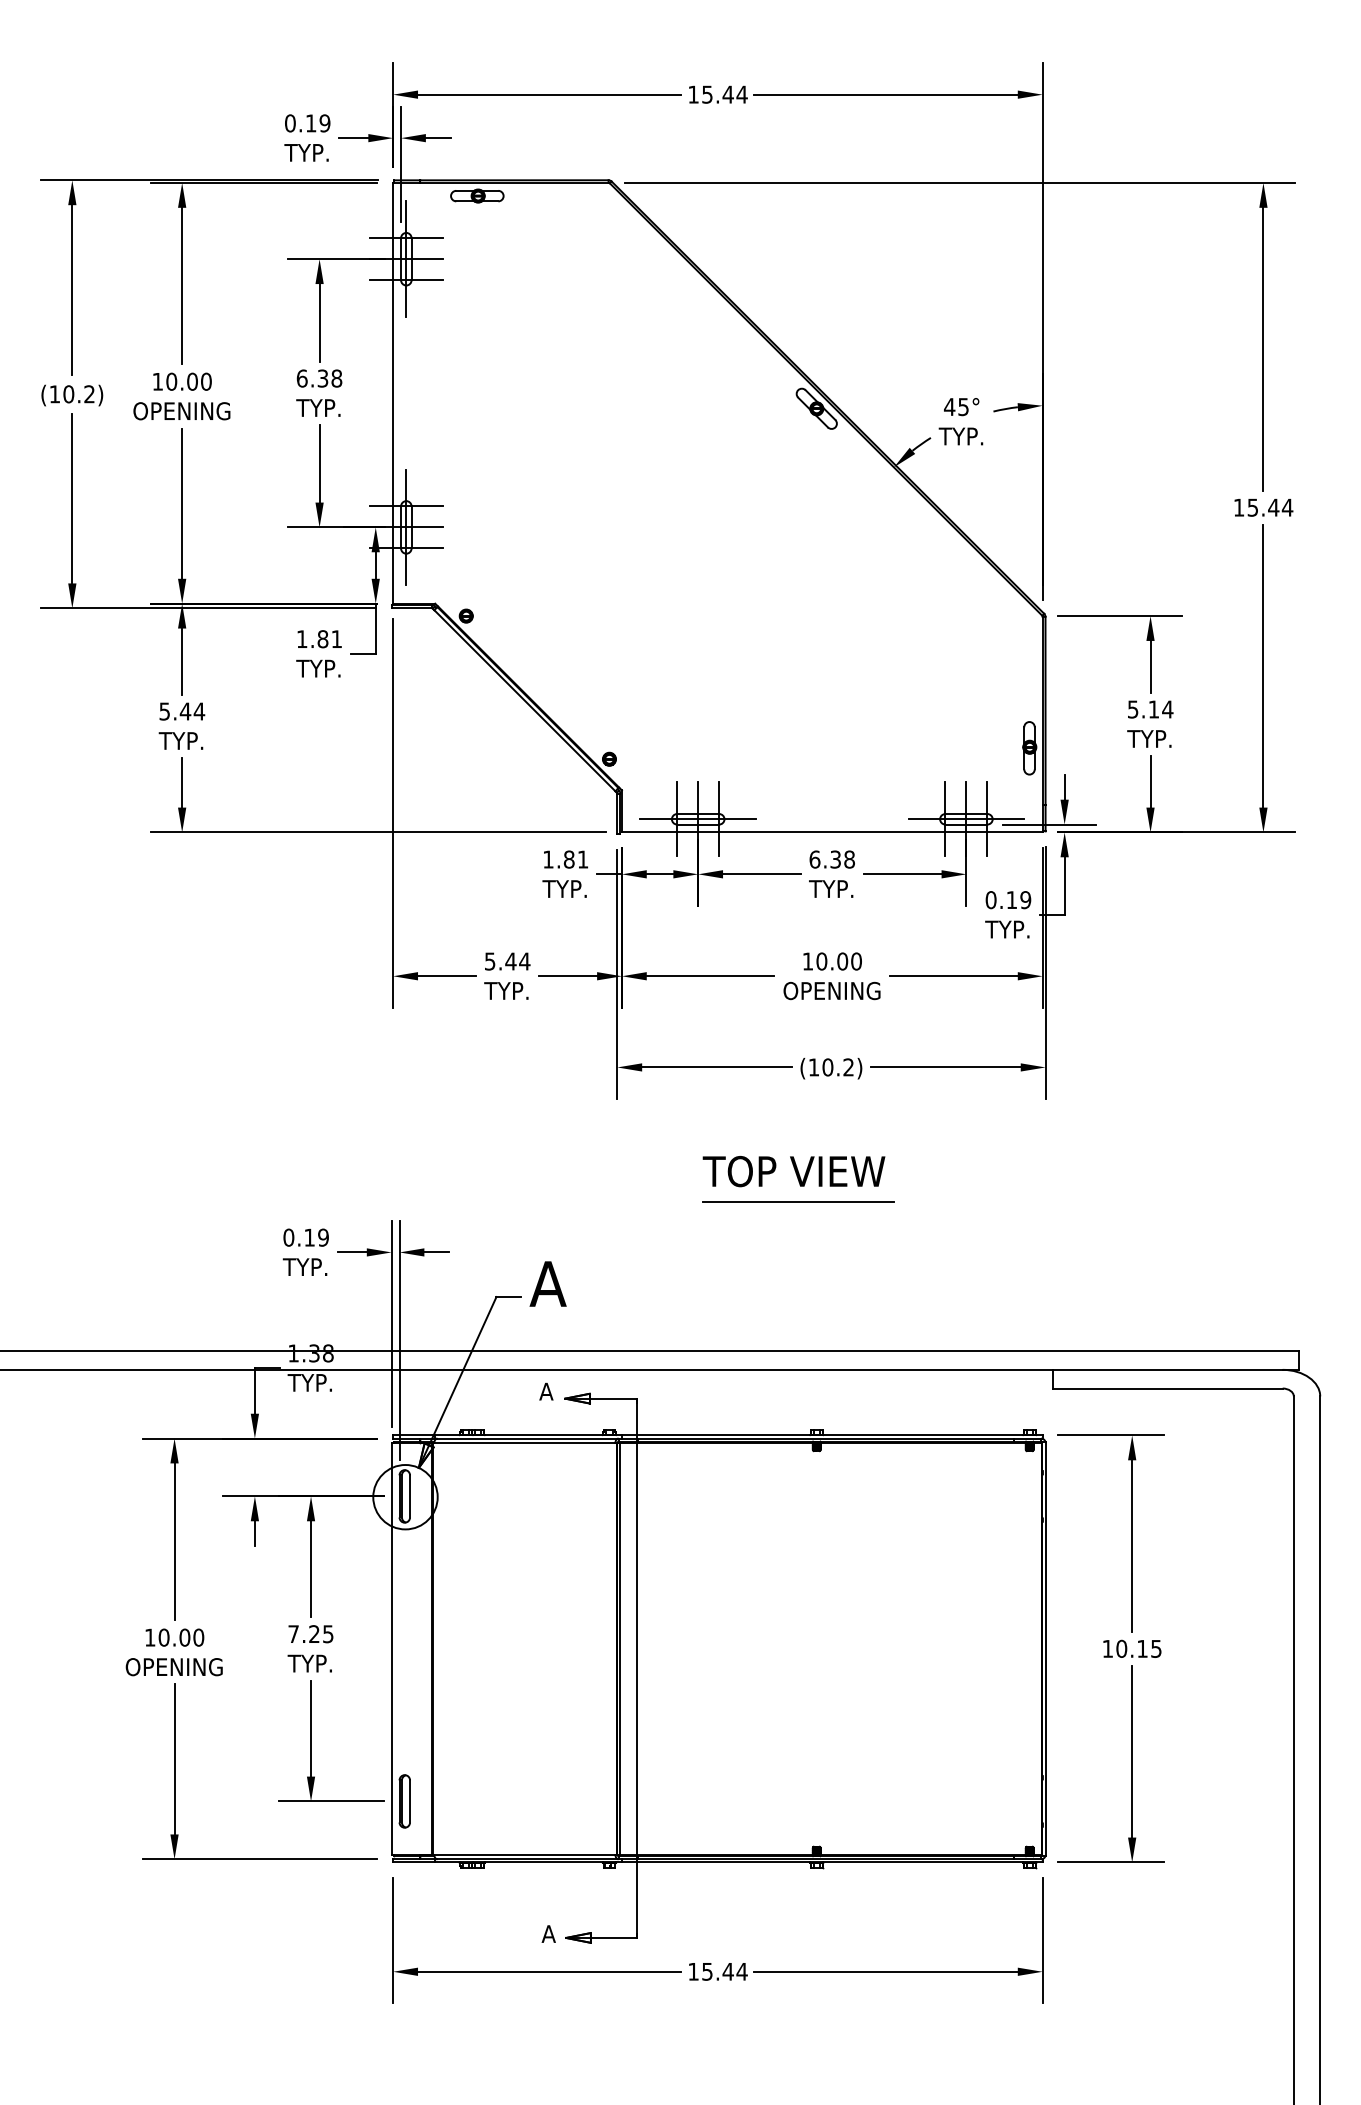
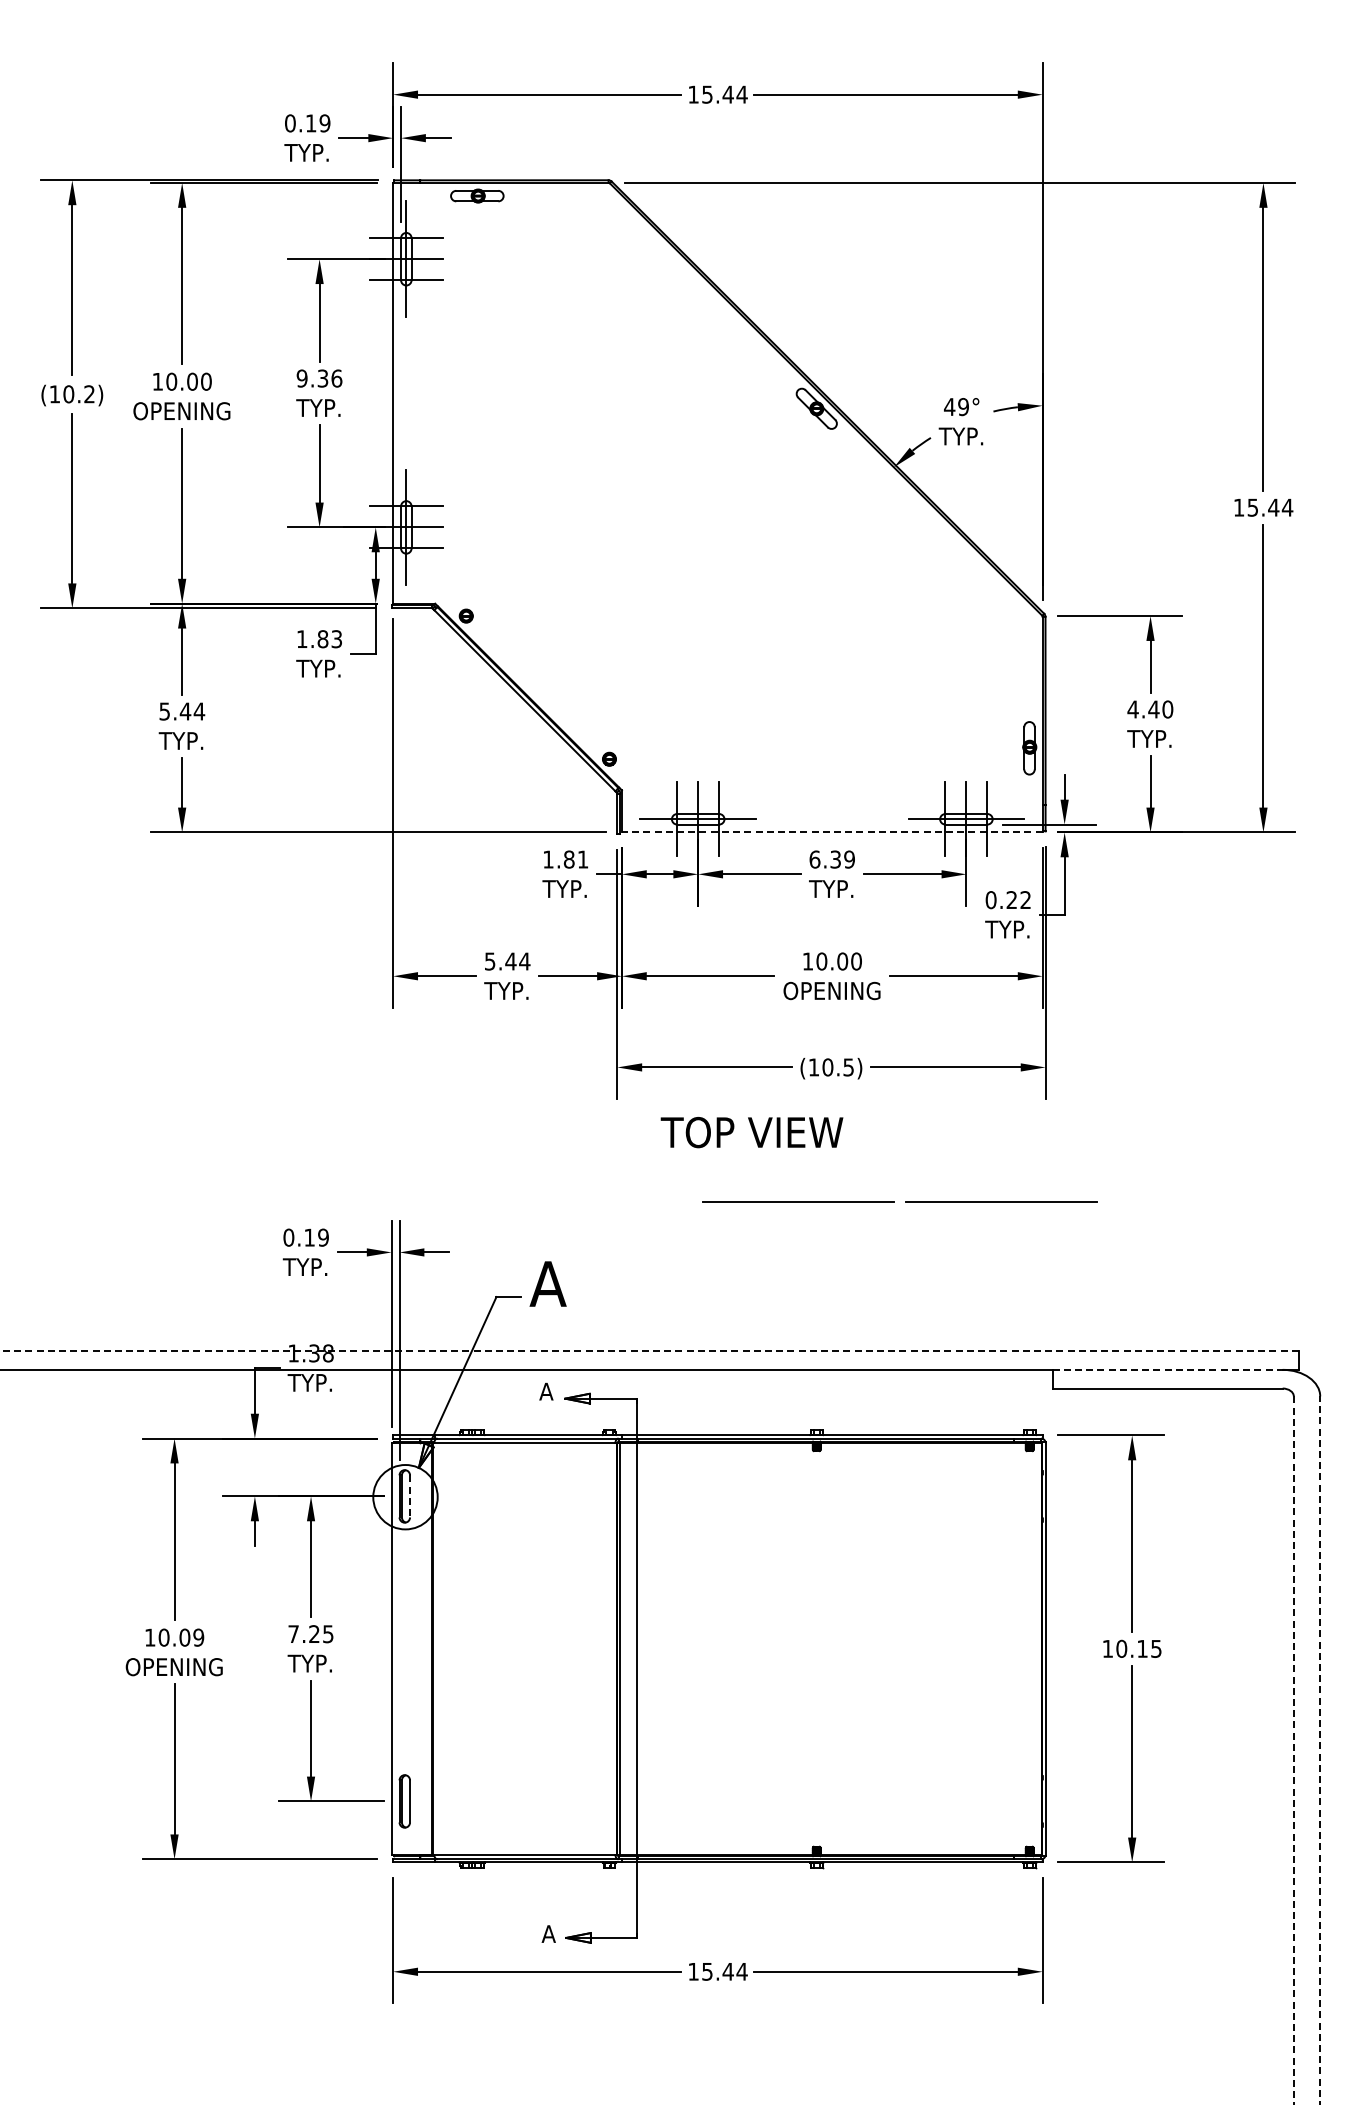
text: 6.38 -> 9.36 (319, 378)
text: 45° -> 49° (963, 406)
text: 1.81 -> 1.83 (336, 639)
text: 5.14 -> 4.40 (1150, 709)
line: solid -> dashed (831, 832)
text: 6.38 -> 6.39 (849, 859)
text: 0.19 -> 0.22 (1018, 900)
text: (10.2) -> (10.5) (848, 1067)
text position: (793, 1171) -> (751, 1132) (751, 1132)
line: none -> present (1001, 1201)
line: solid -> dashed (649, 1351)
line: solid -> dashed (1168, 1369)
line: solid -> dashed (410, 1496)
text: 10.00 -> 10.09 (198, 1637)
line: solid -> dashed (1293, 1750)
line: solid -> dashed (1320, 1750)
